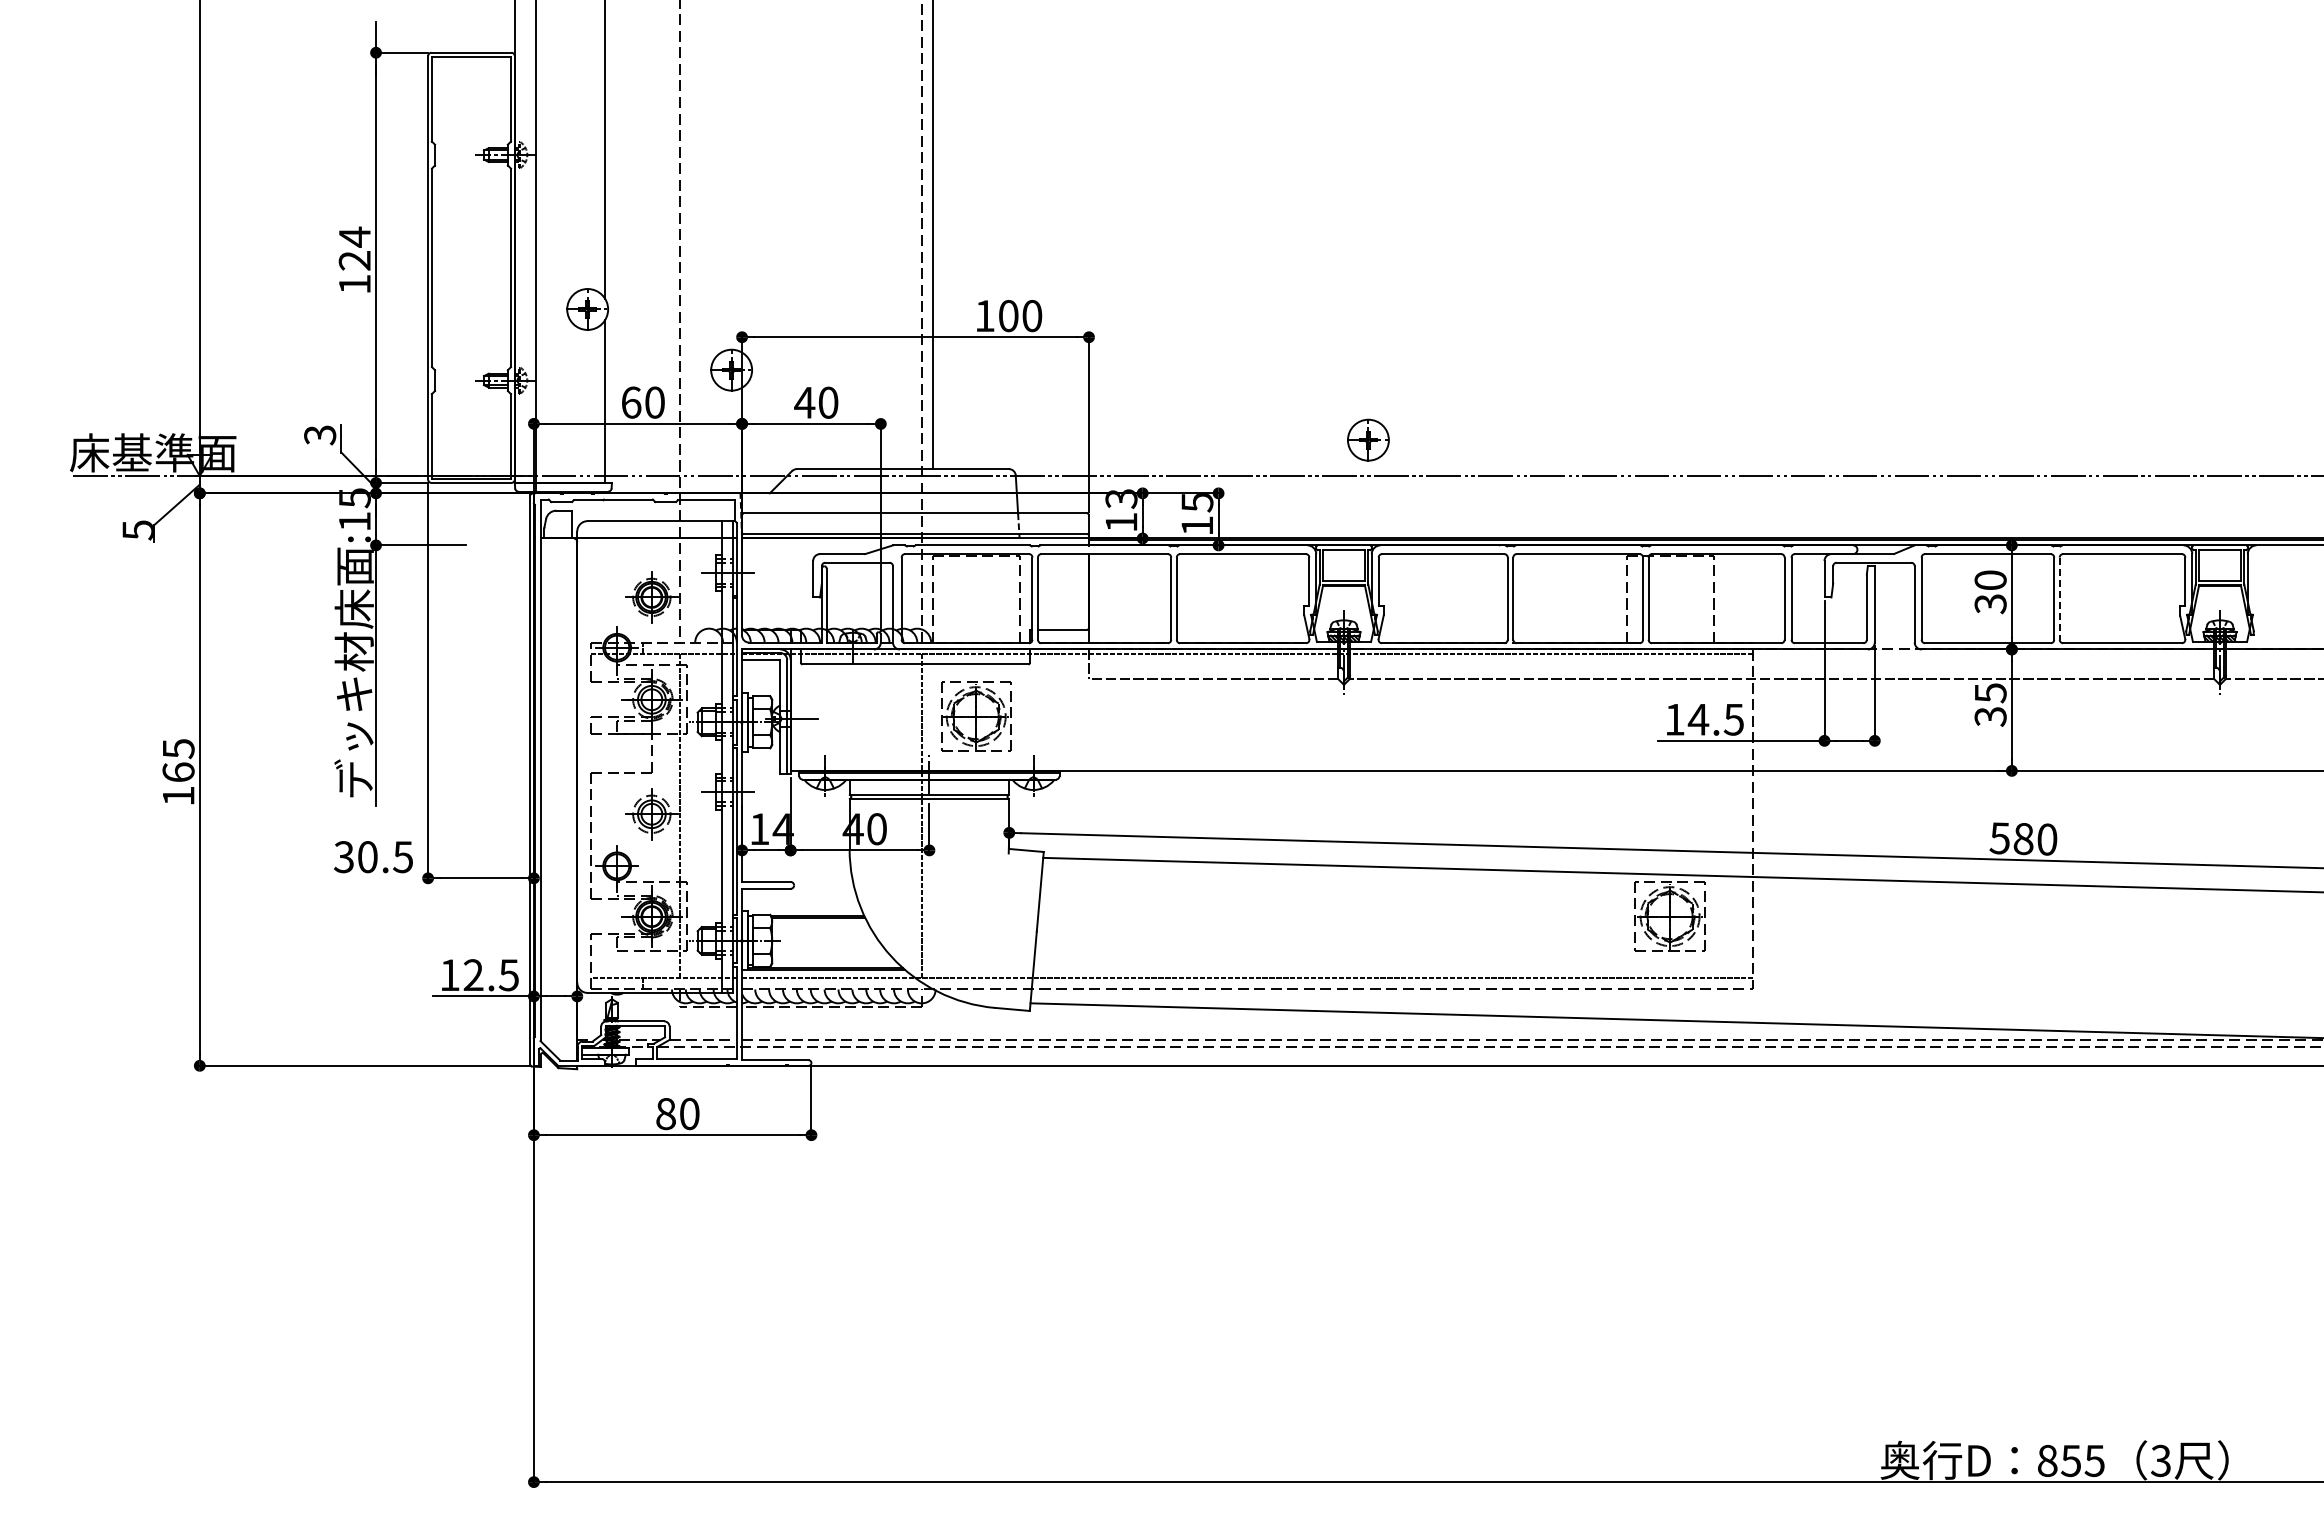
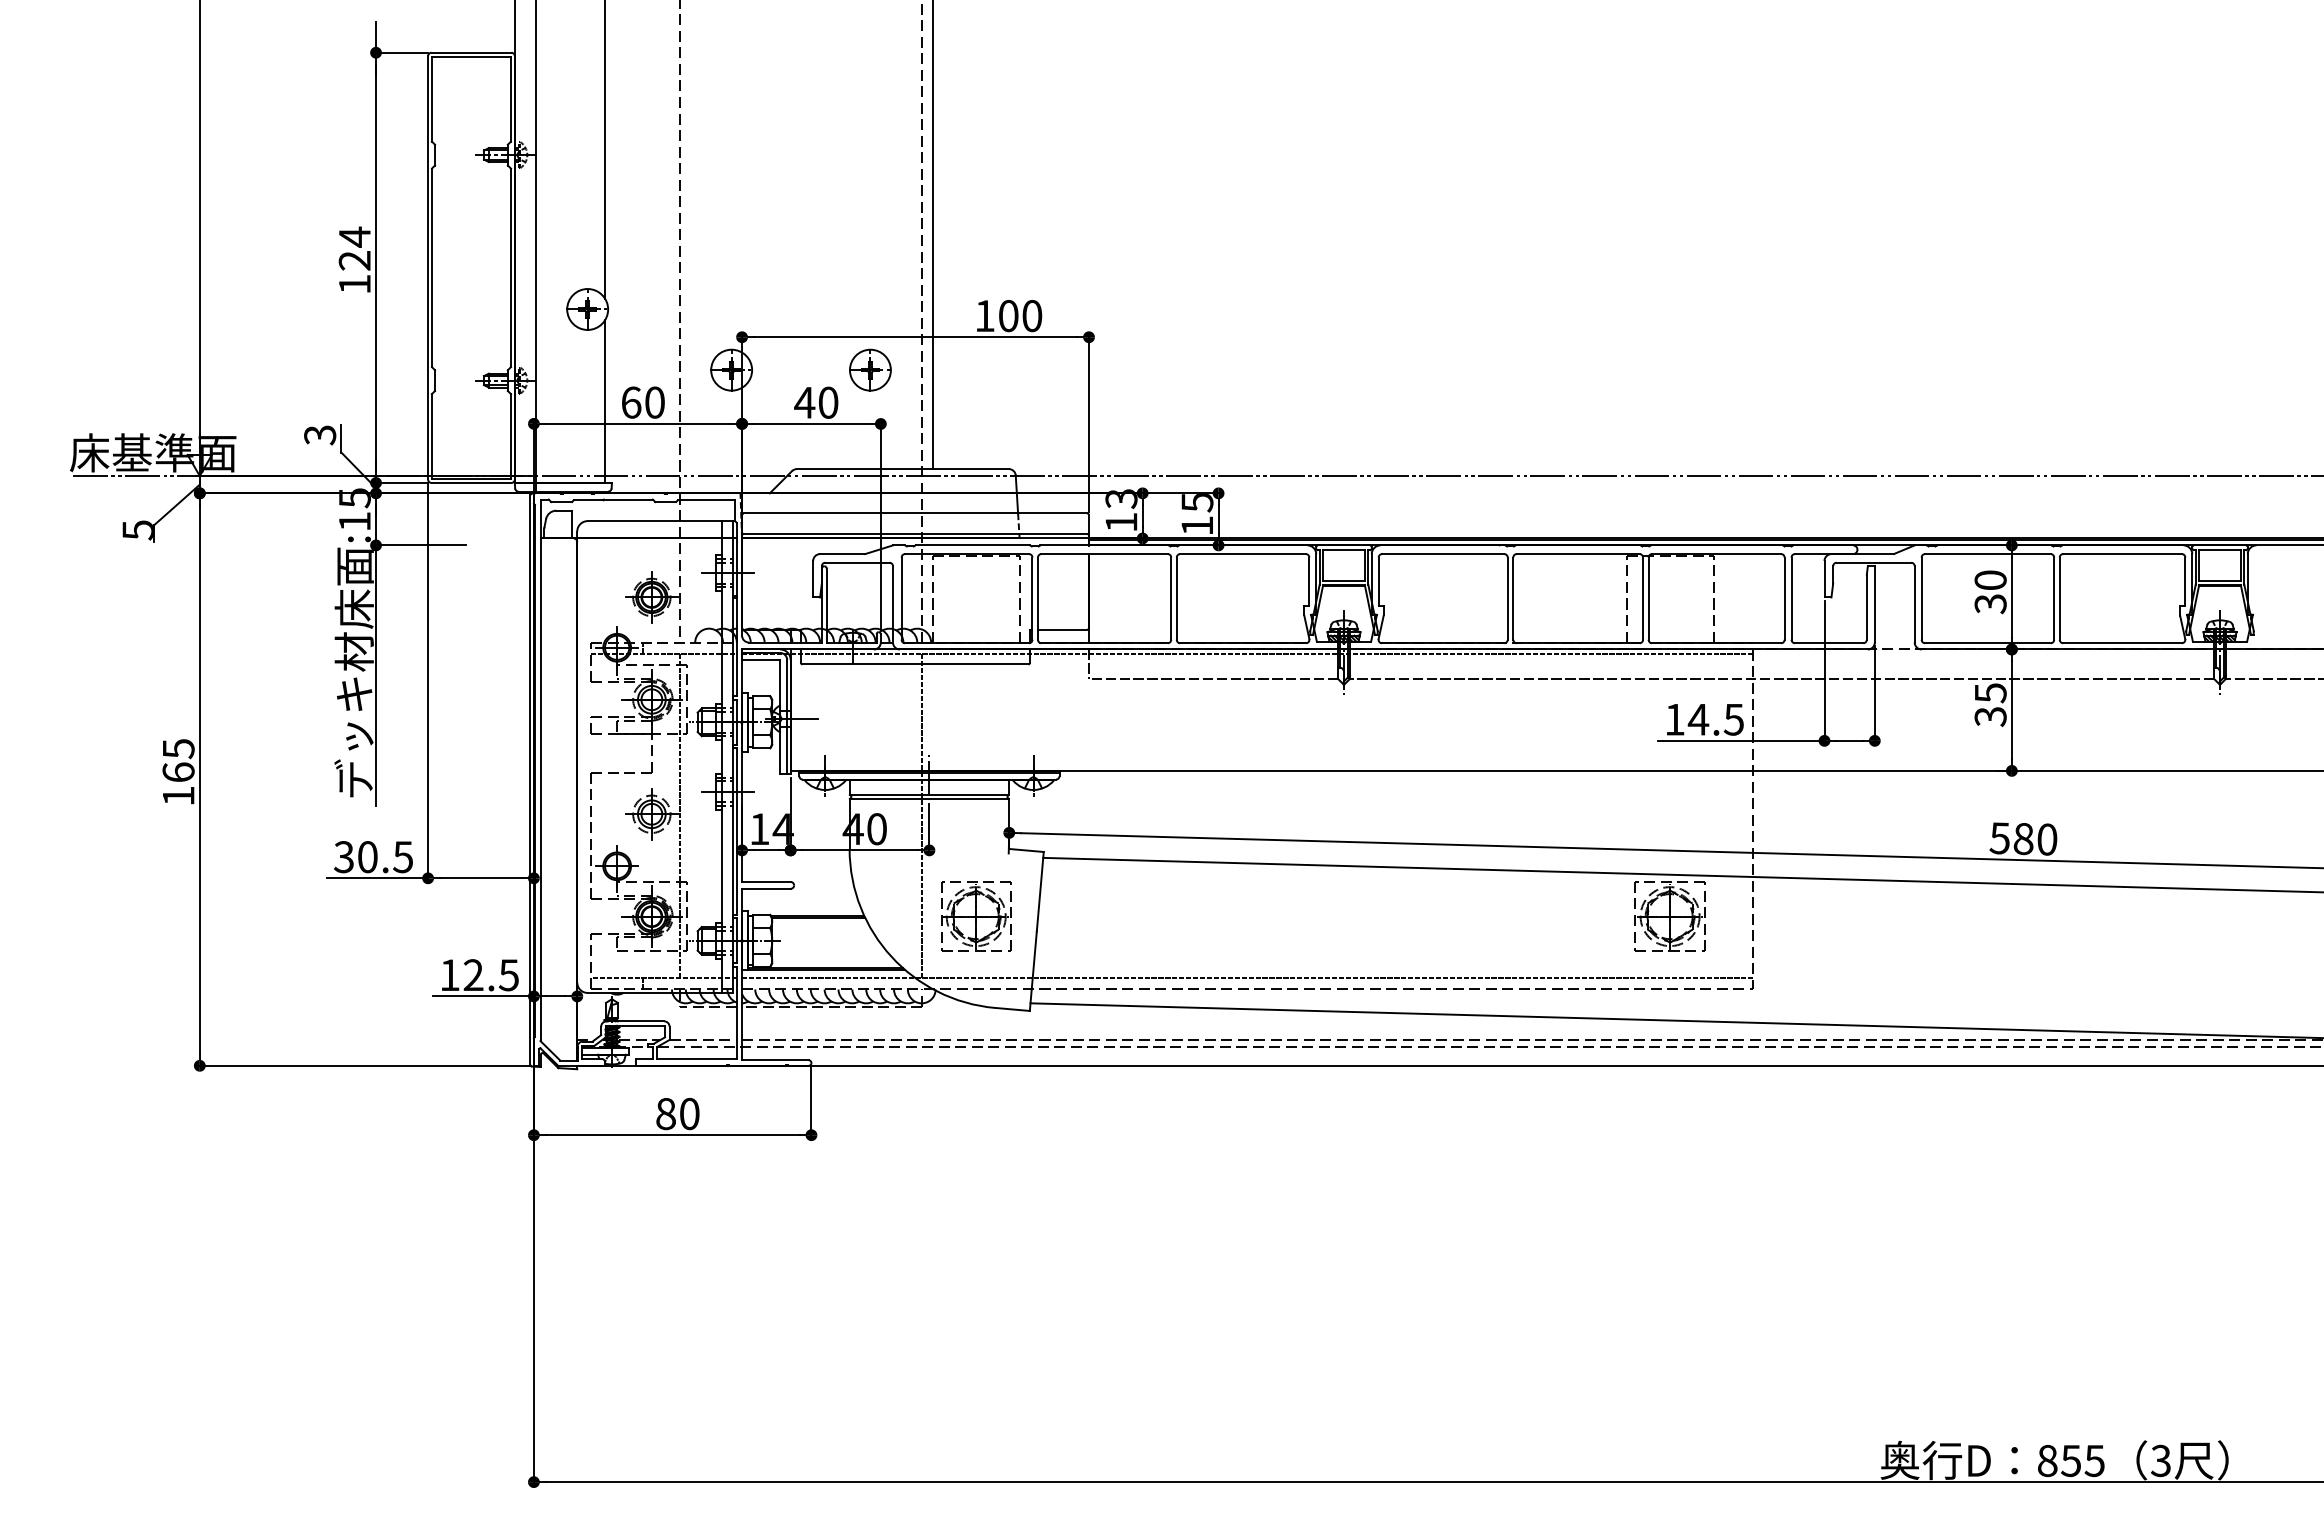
part position: (1368, 439) -> (870, 369) (870, 369)
line: dashed -> solid (2059, 599)
part position: (976, 716) -> (976, 916) (976, 916)
line: none -> present (377, 878)
